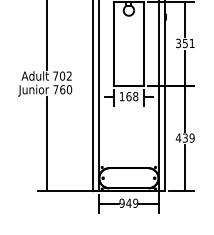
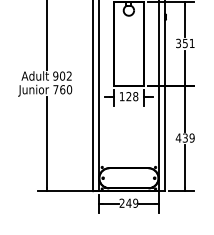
text: 702 -> 902 (55, 75)
text: 168 -> 128 (128, 96)
text: 949 -> 249 (121, 202)
